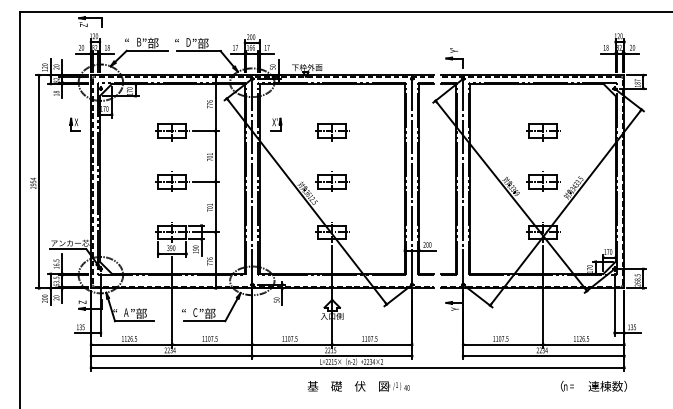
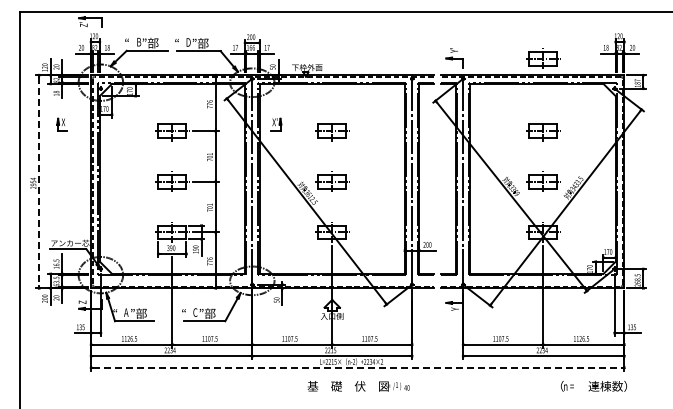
part: none -> present (543, 58)
part position: (74, 124) -> (61, 124) (61, 124)
line: solid -> dashed (39, 182)
line: solid -> dashed (358, 367)
